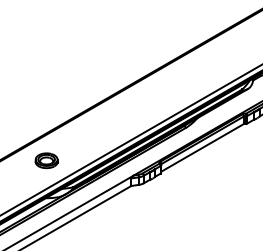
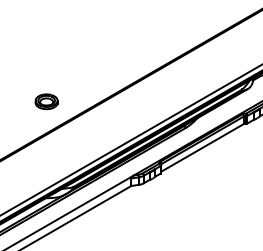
part position: (46, 160) -> (46, 101) (46, 101)
